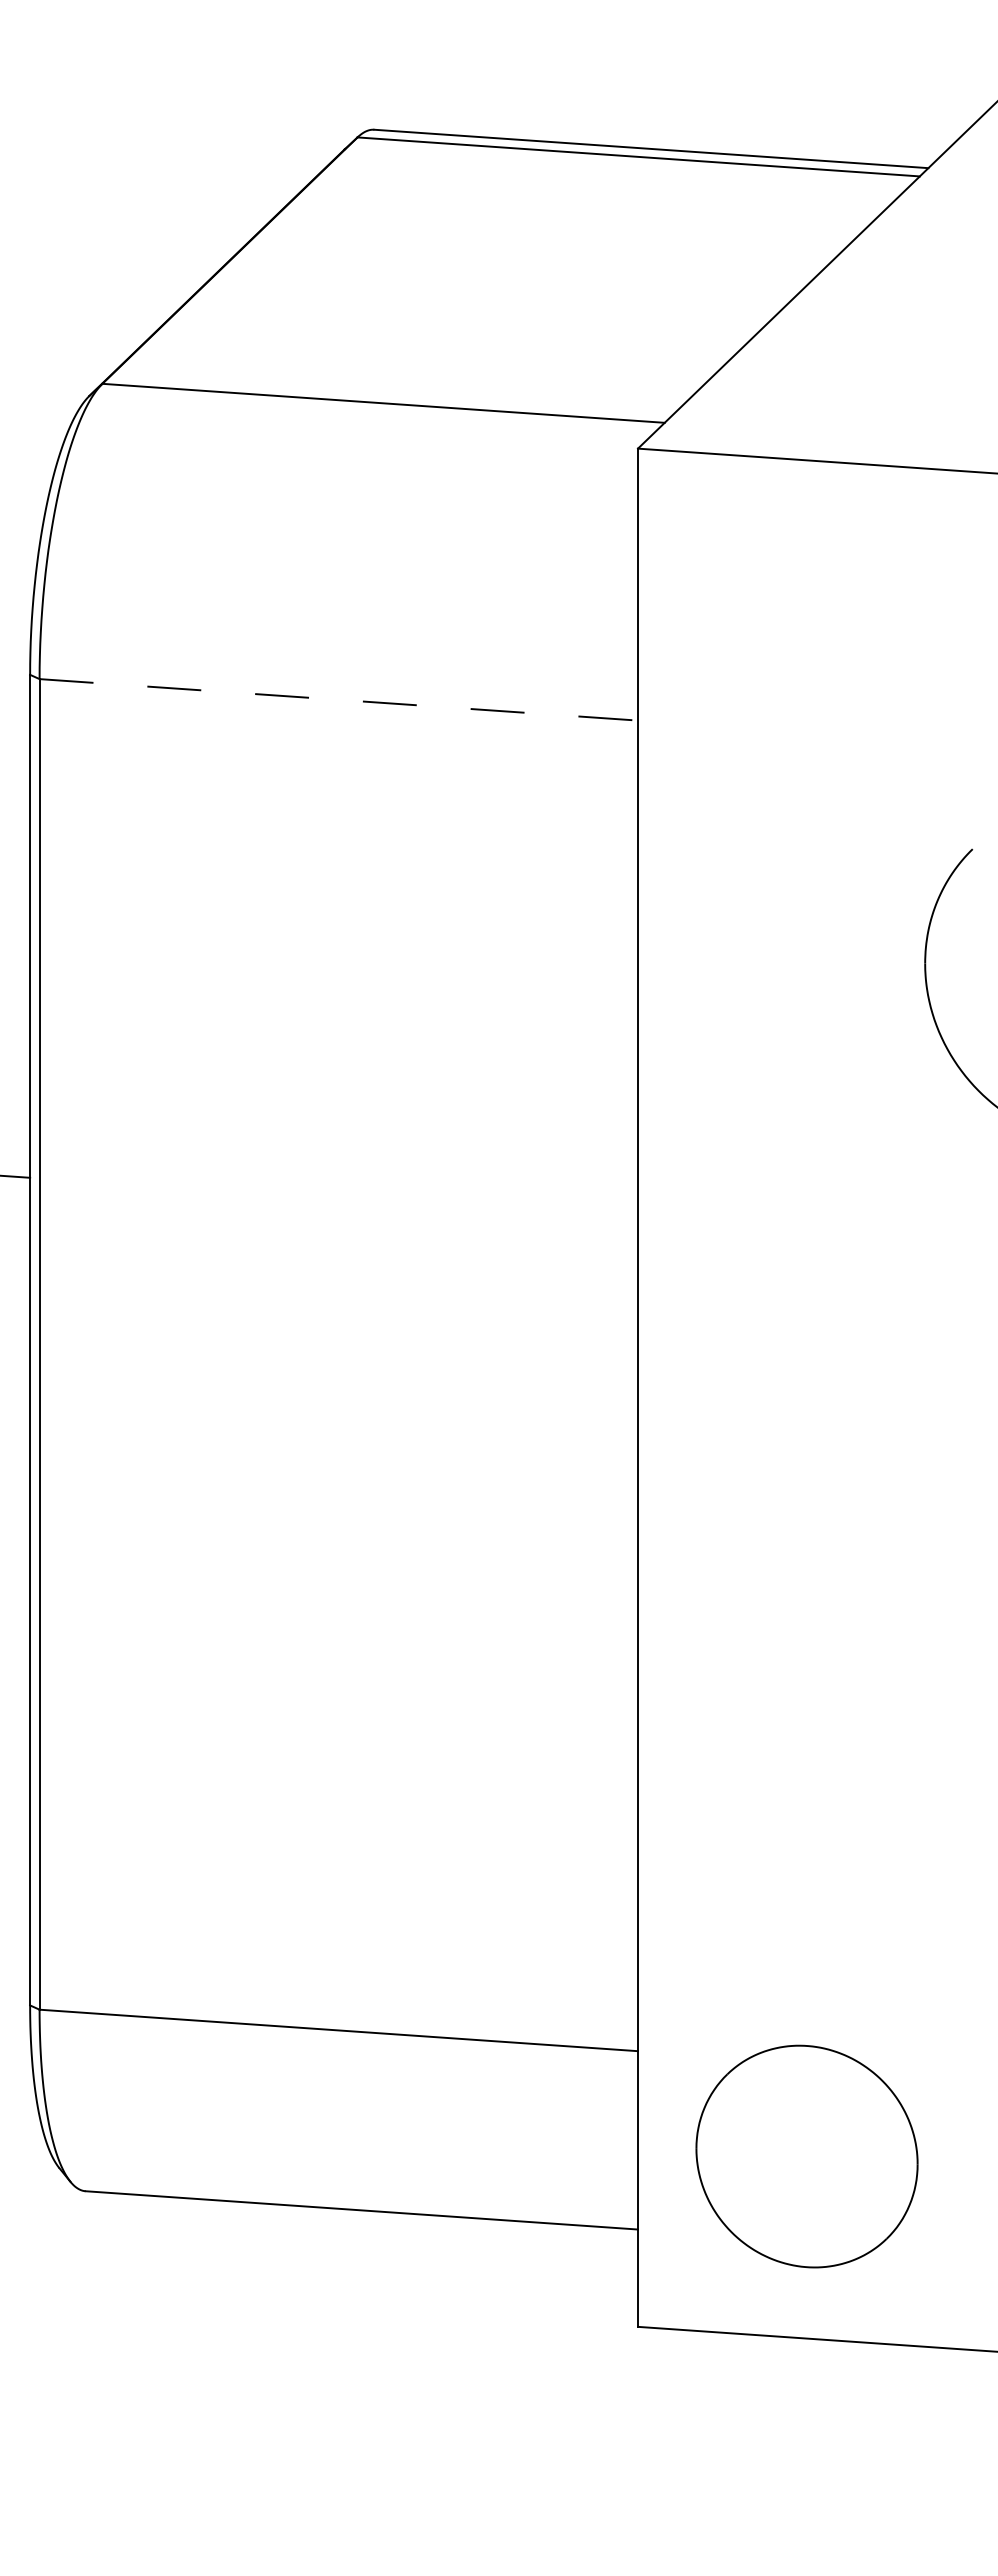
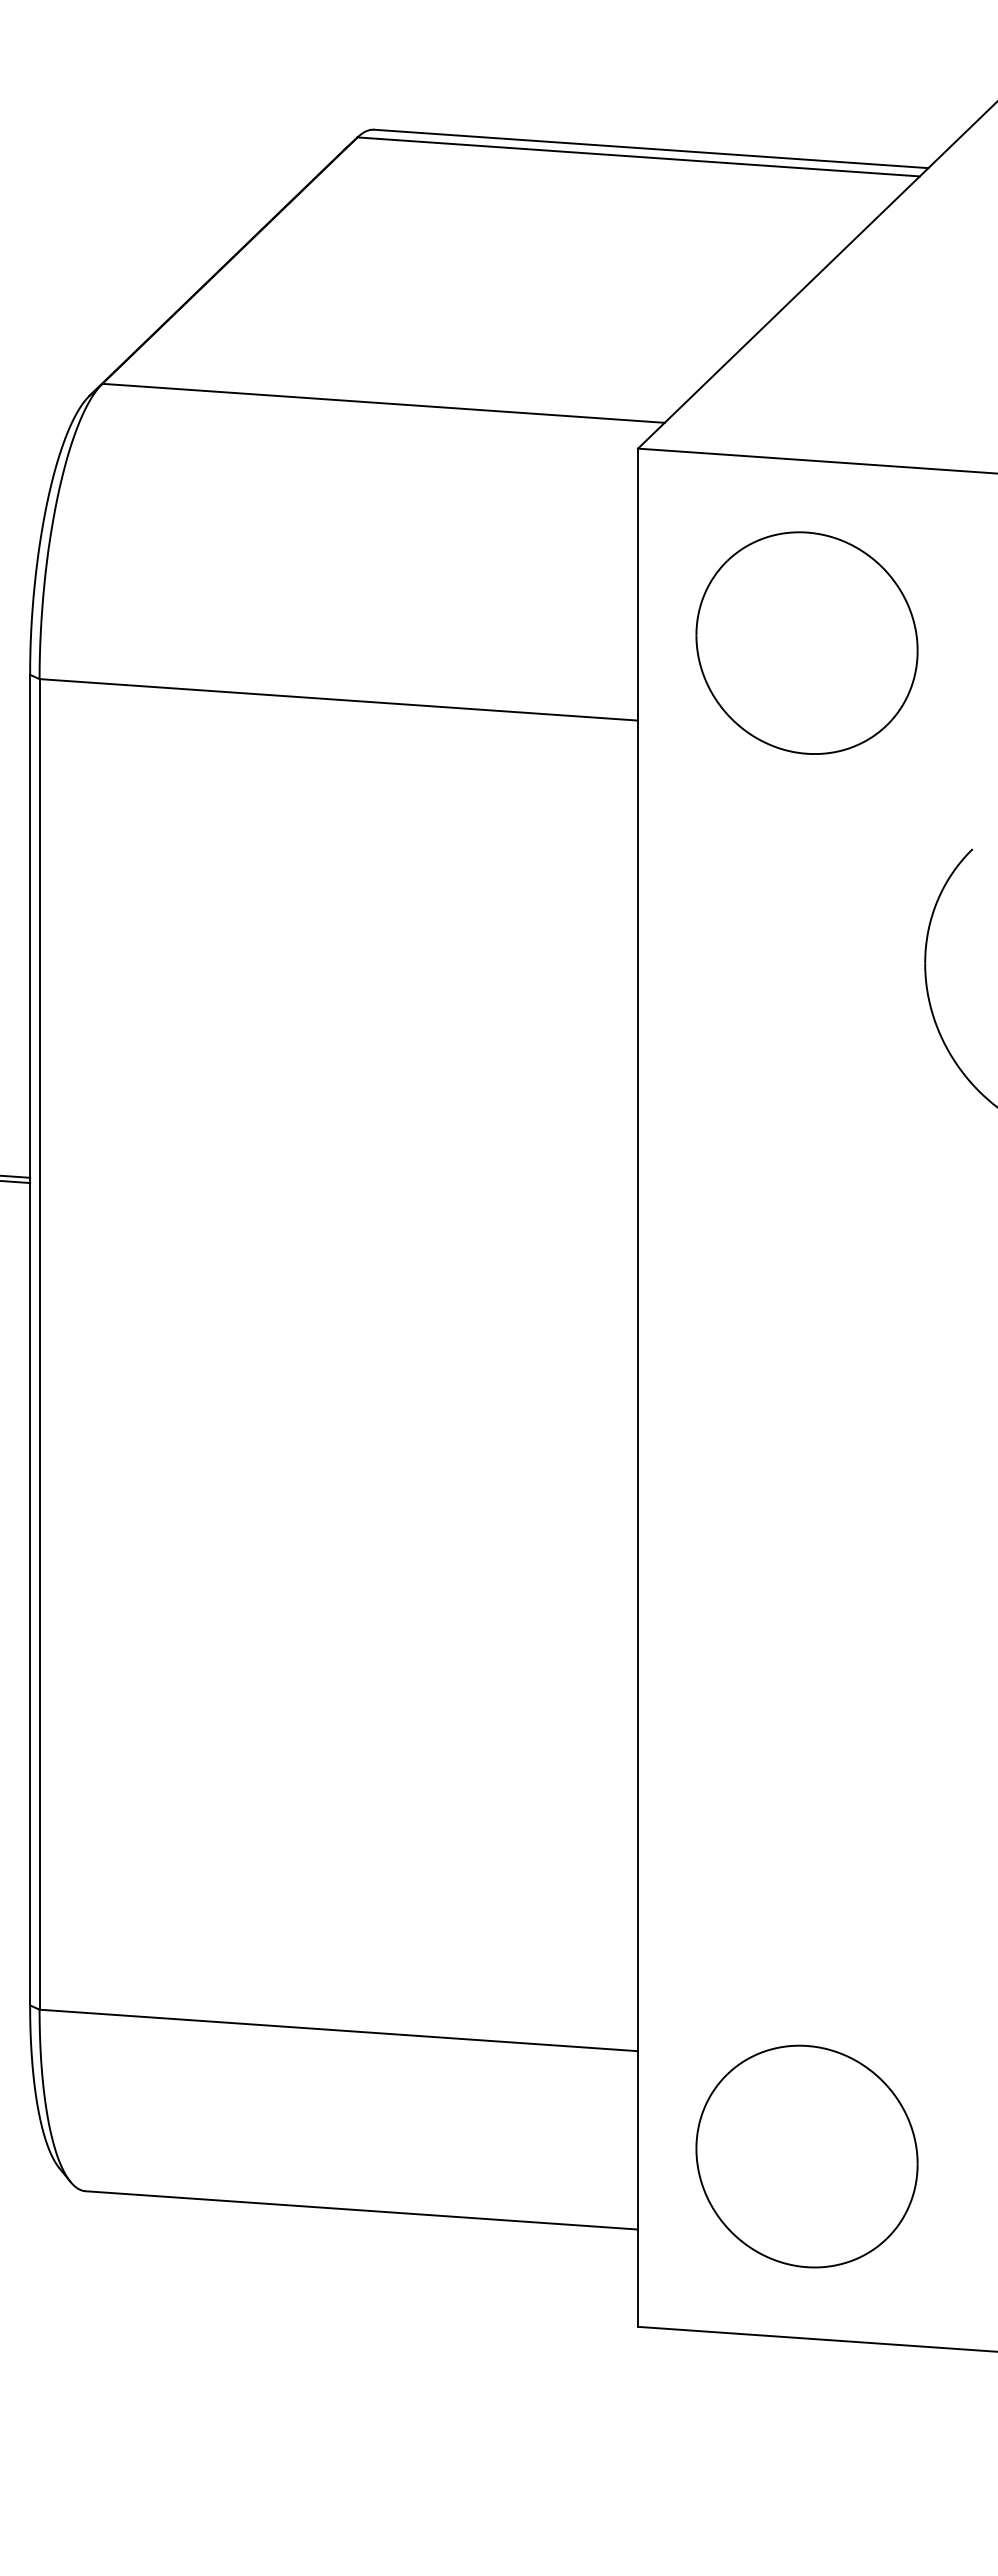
part: none -> present (806, 642)
line: dashed -> solid (338, 699)
line: none -> present (16, 1182)
